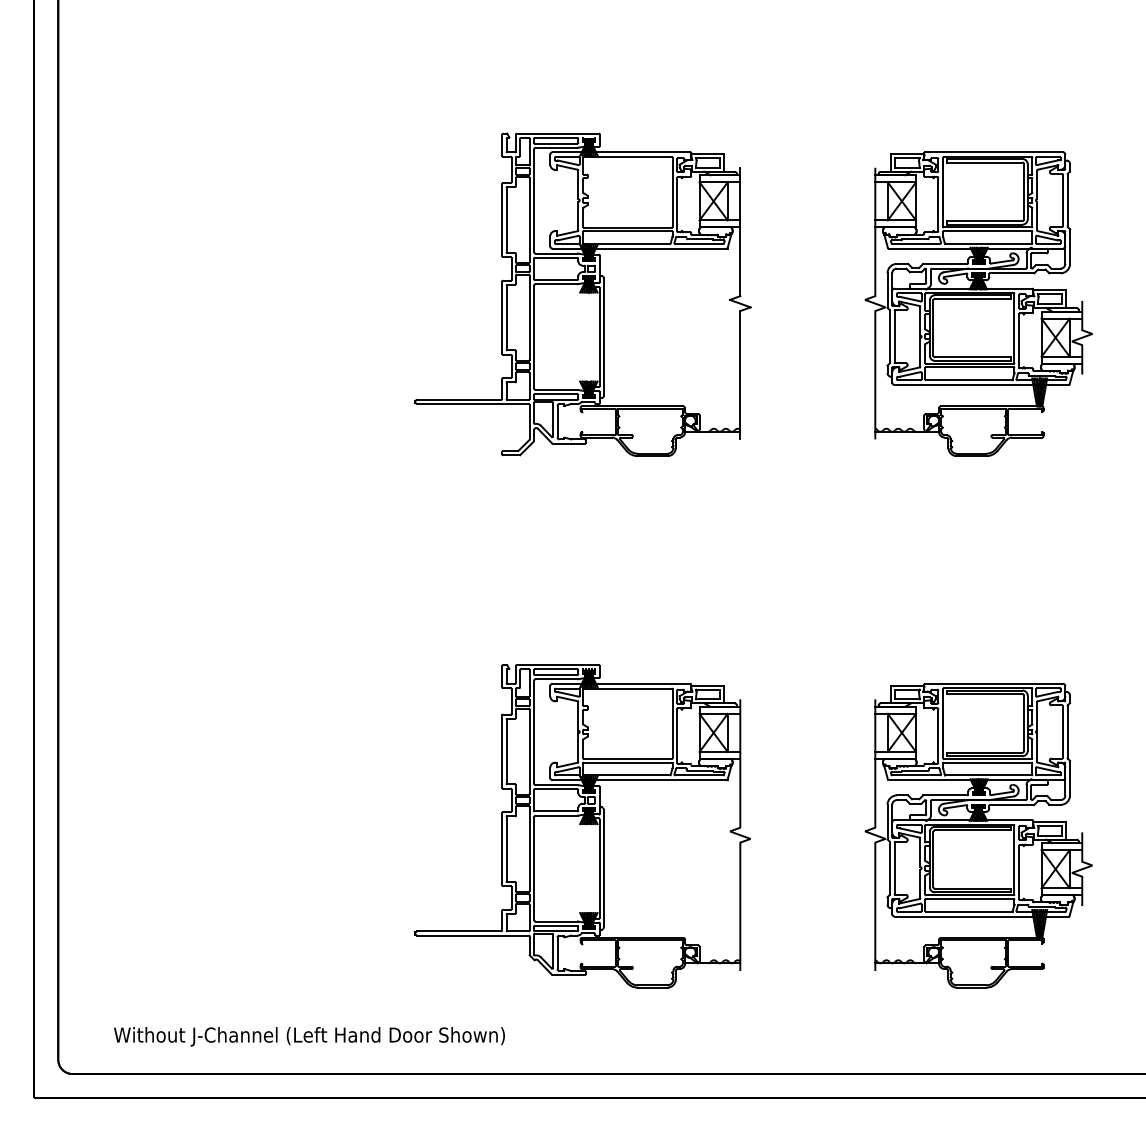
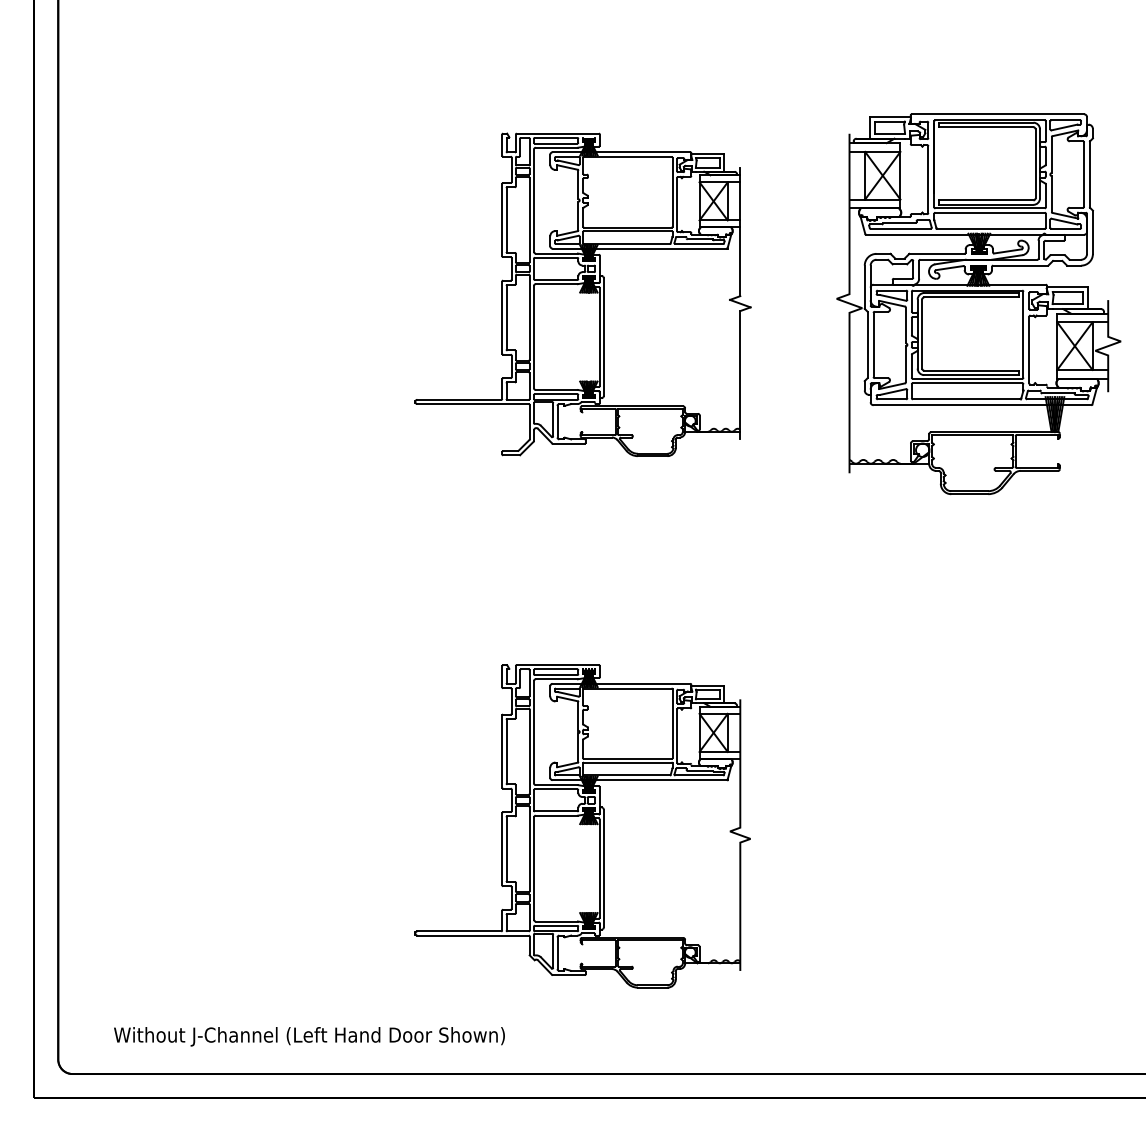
part size: 229x306 px -> 286x382 px (978, 303)
part: present -> none (978, 835)
